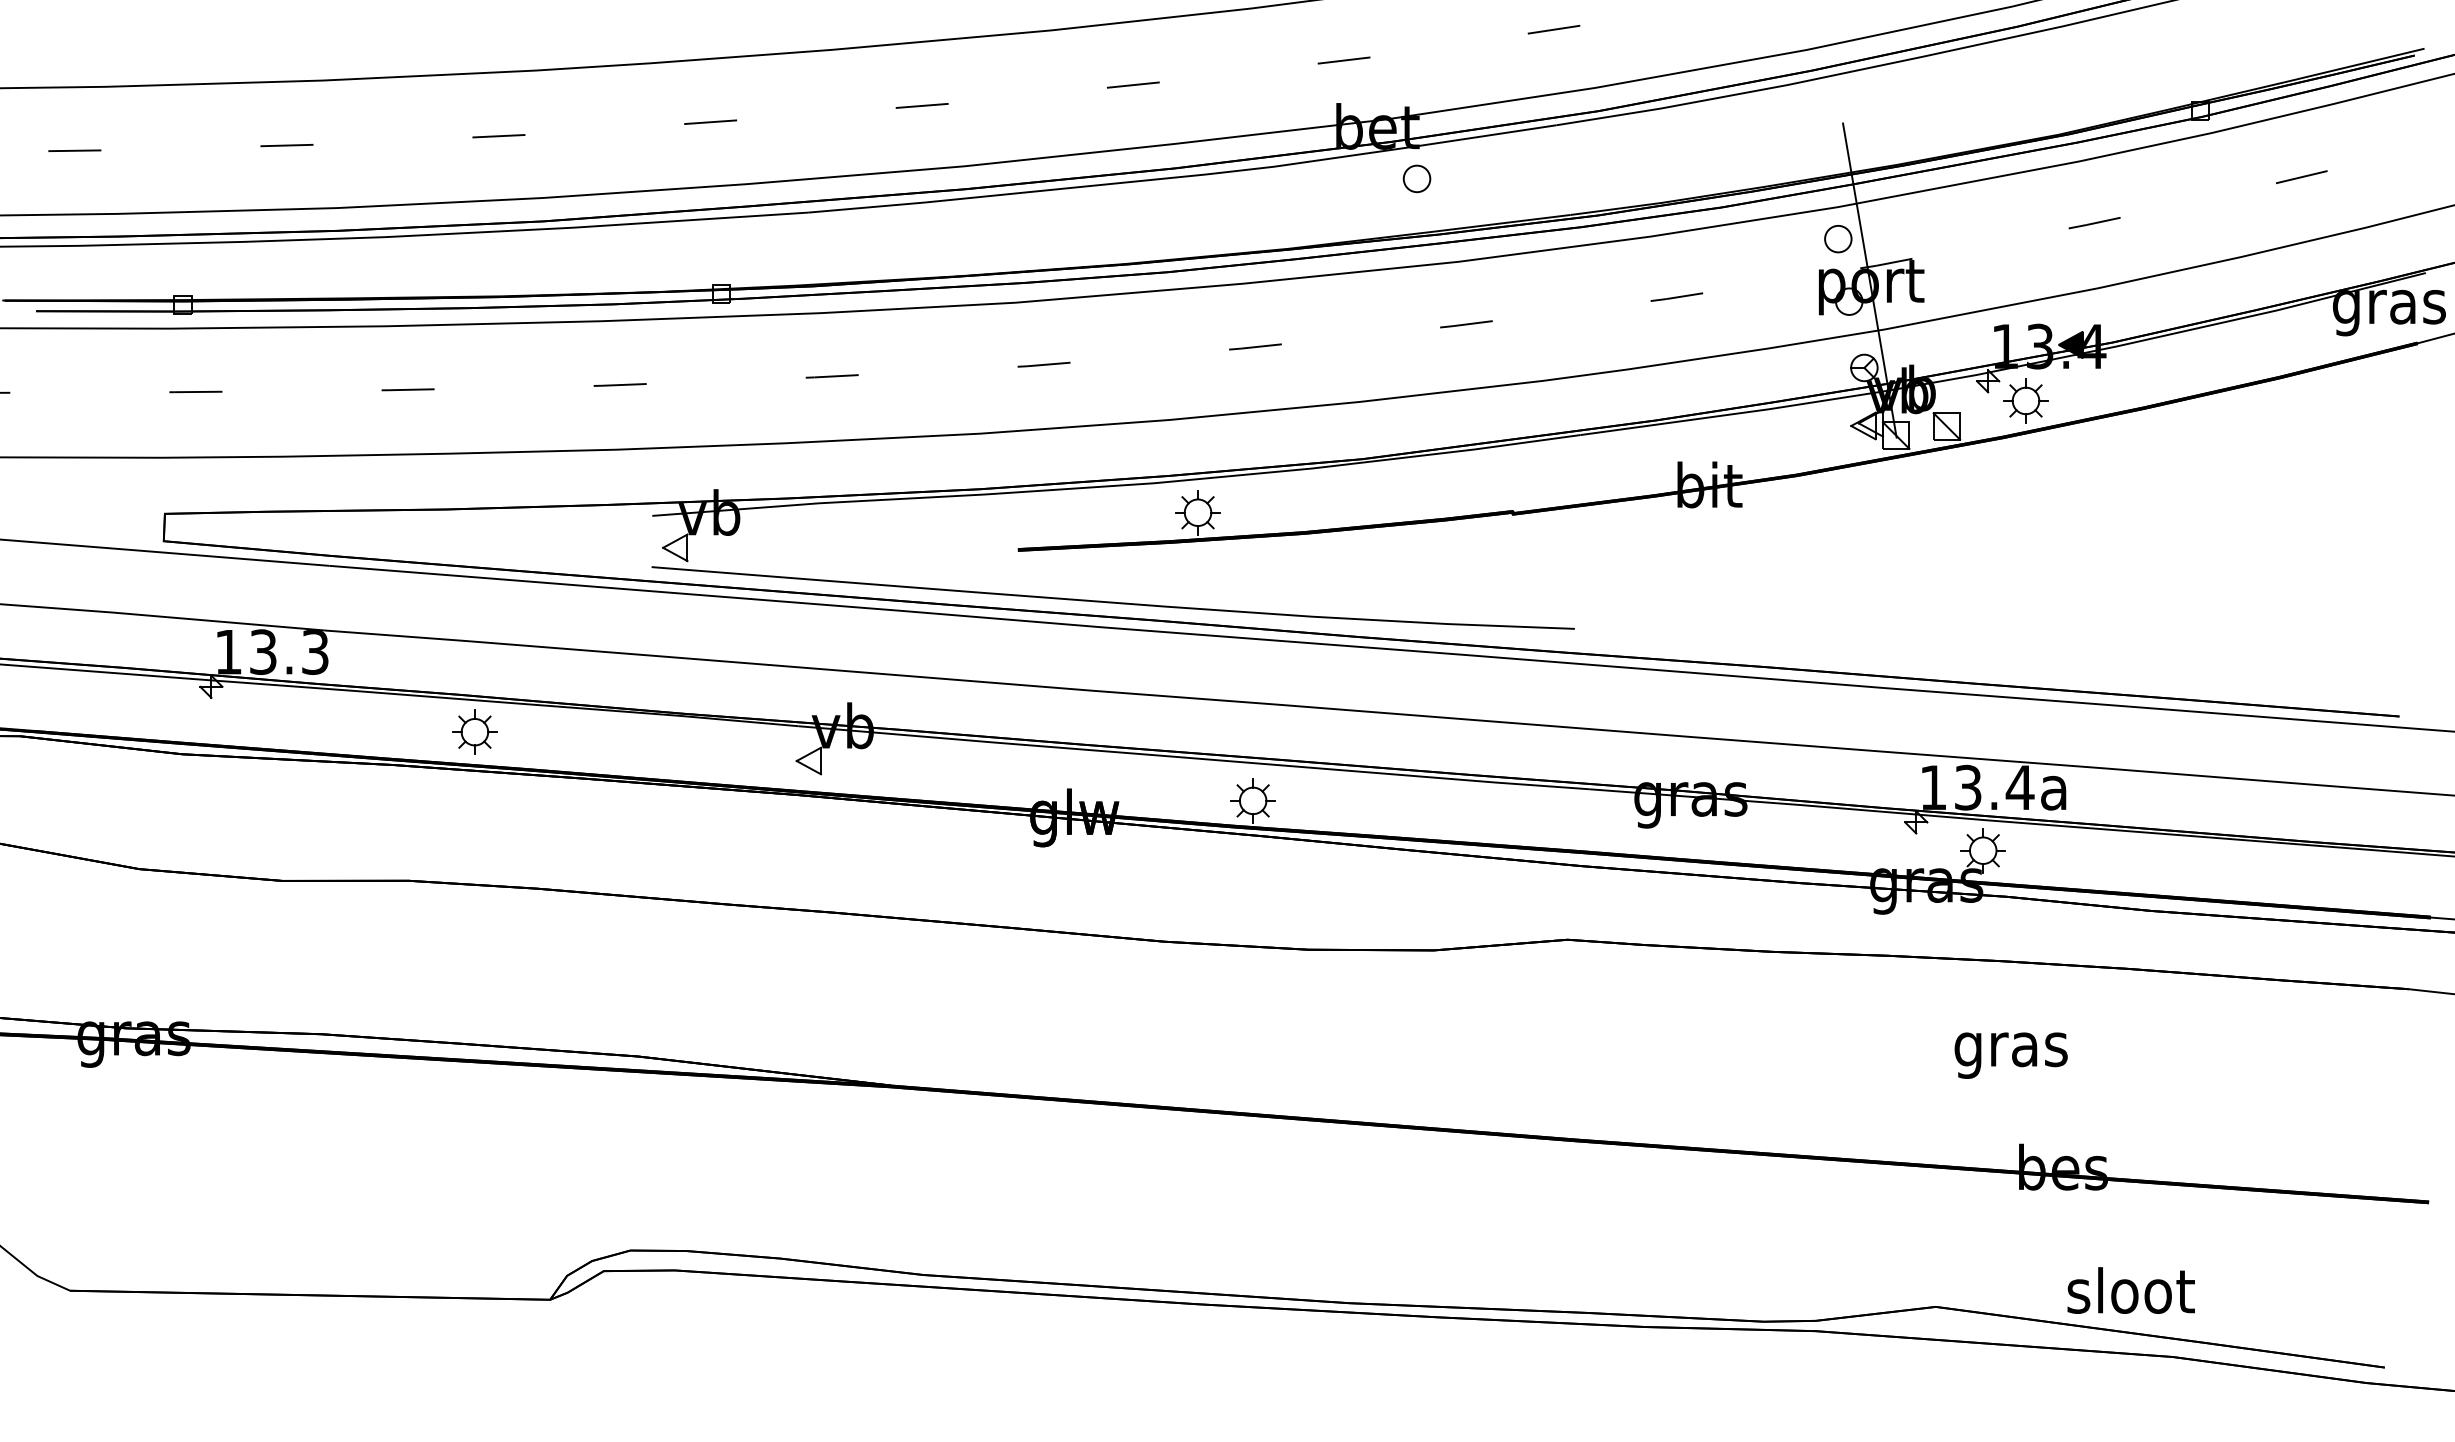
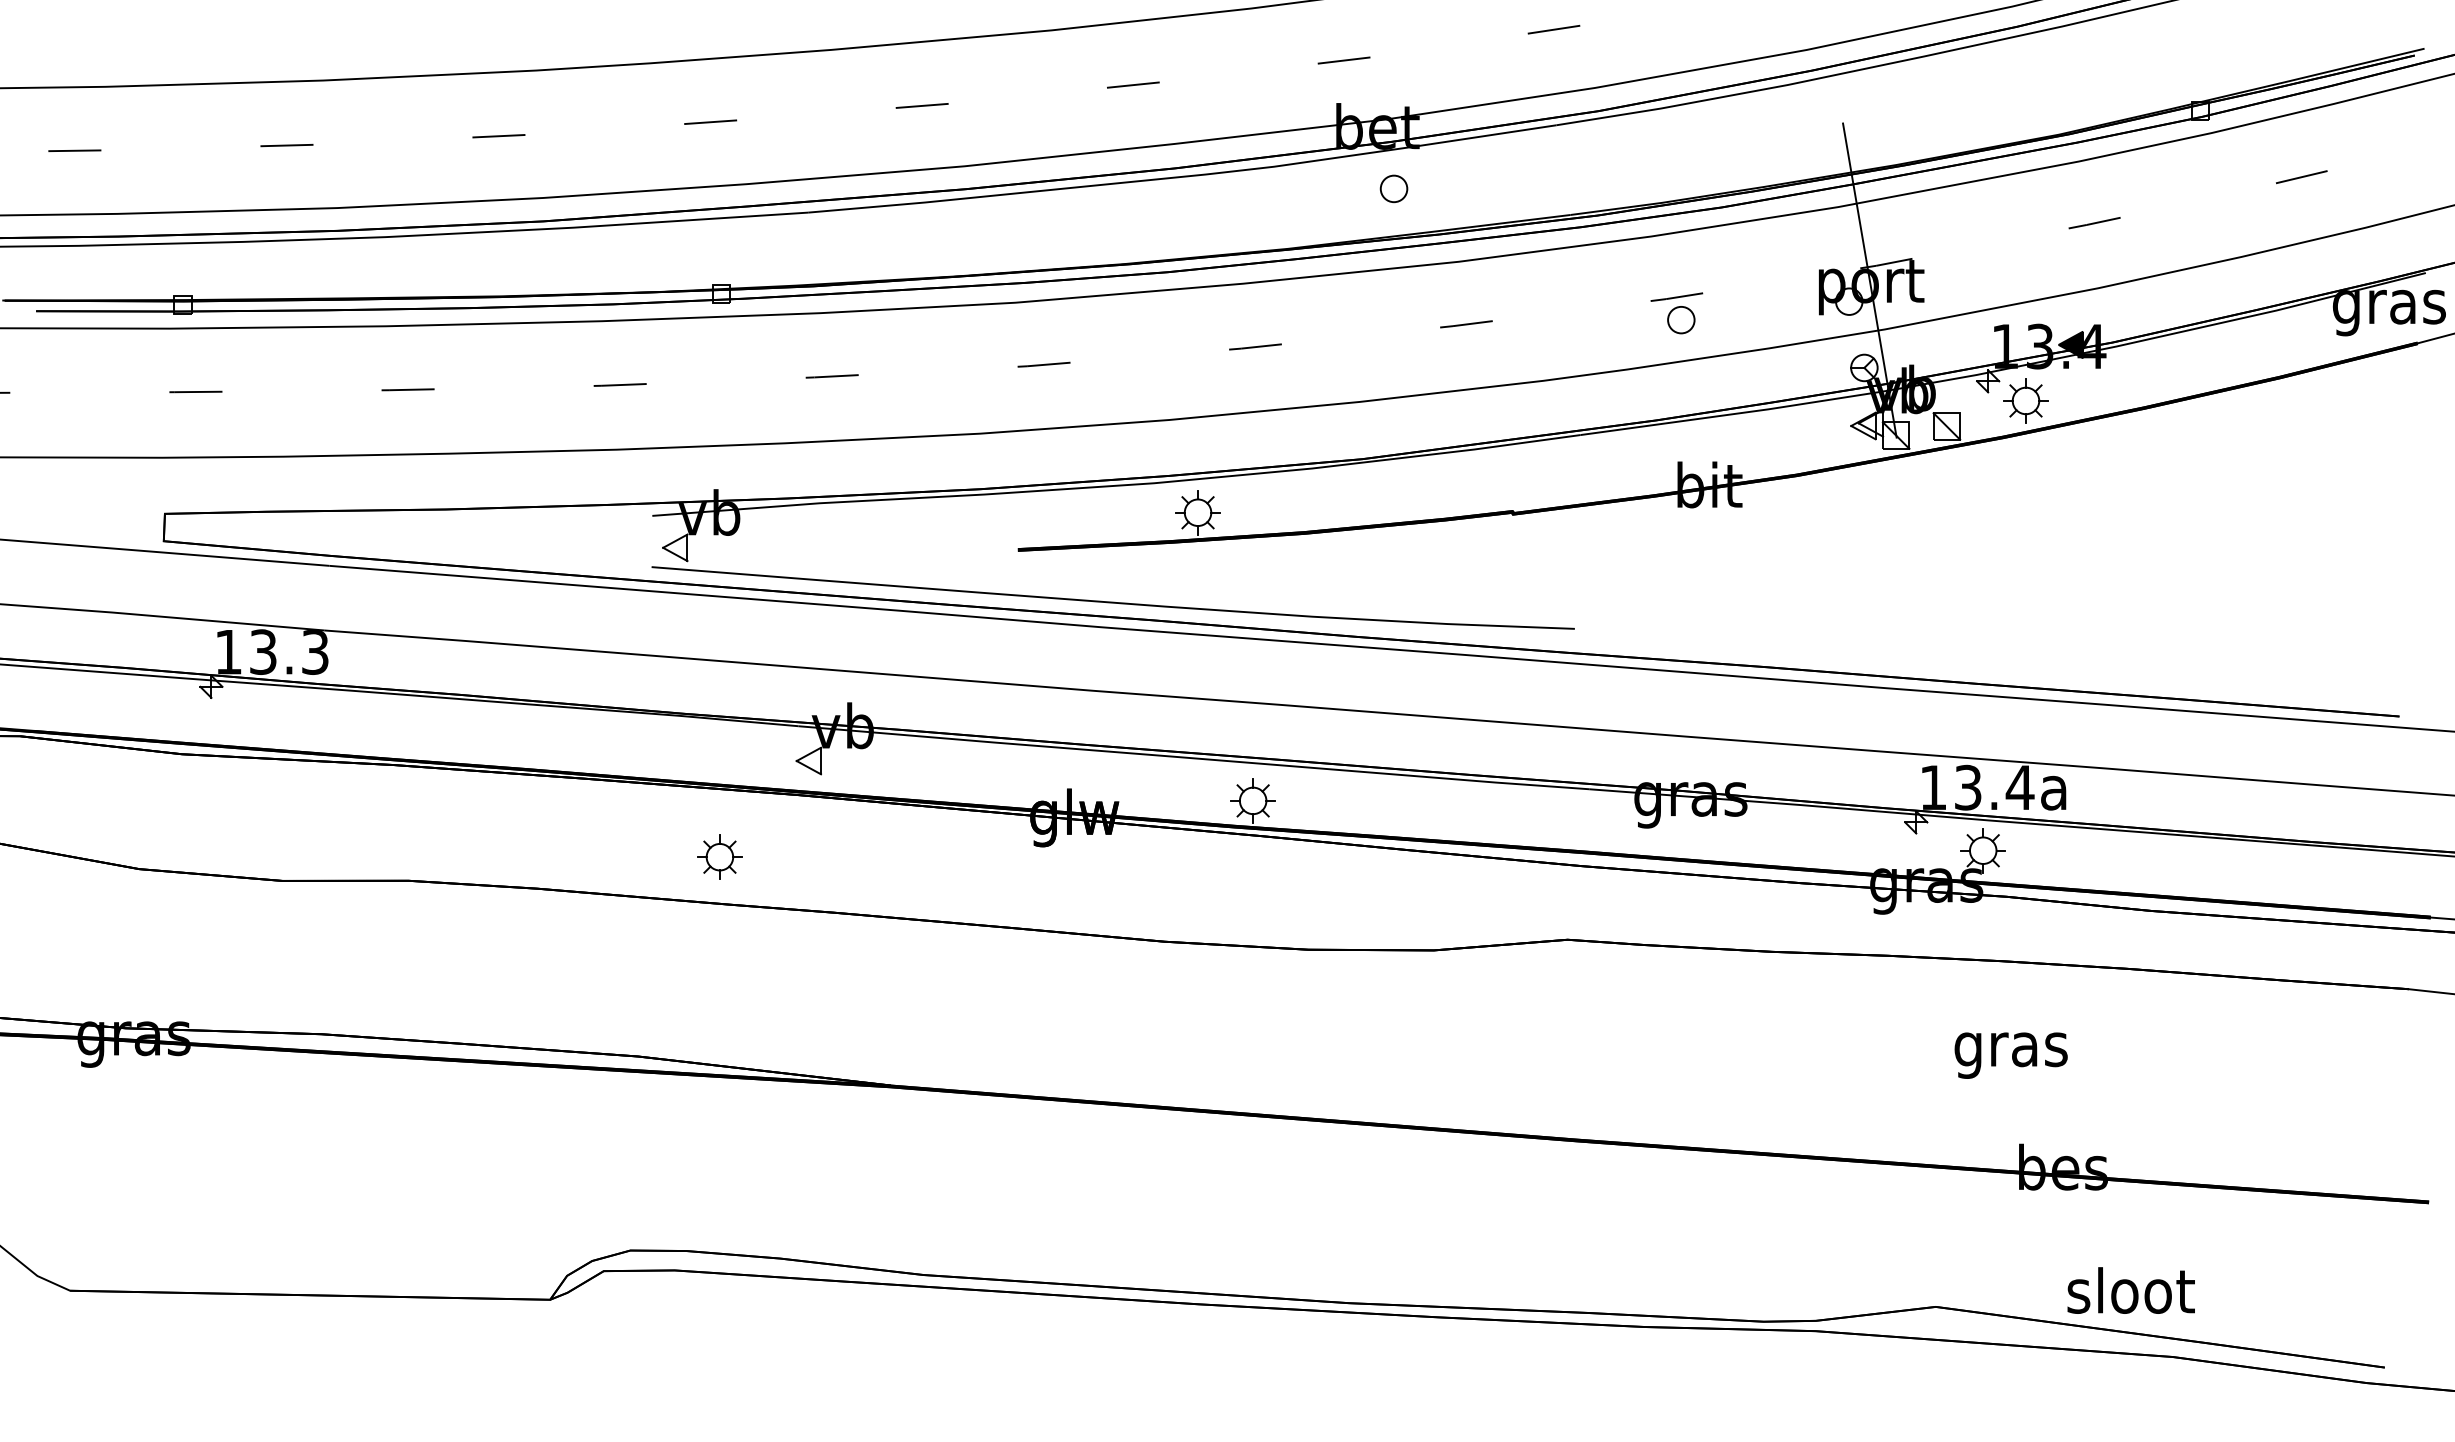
part position: (1416, 178) -> (1393, 188) (1393, 188)
part position: (1838, 239) -> (1681, 320) (1681, 320)
part position: (474, 731) -> (719, 856) (719, 856)
